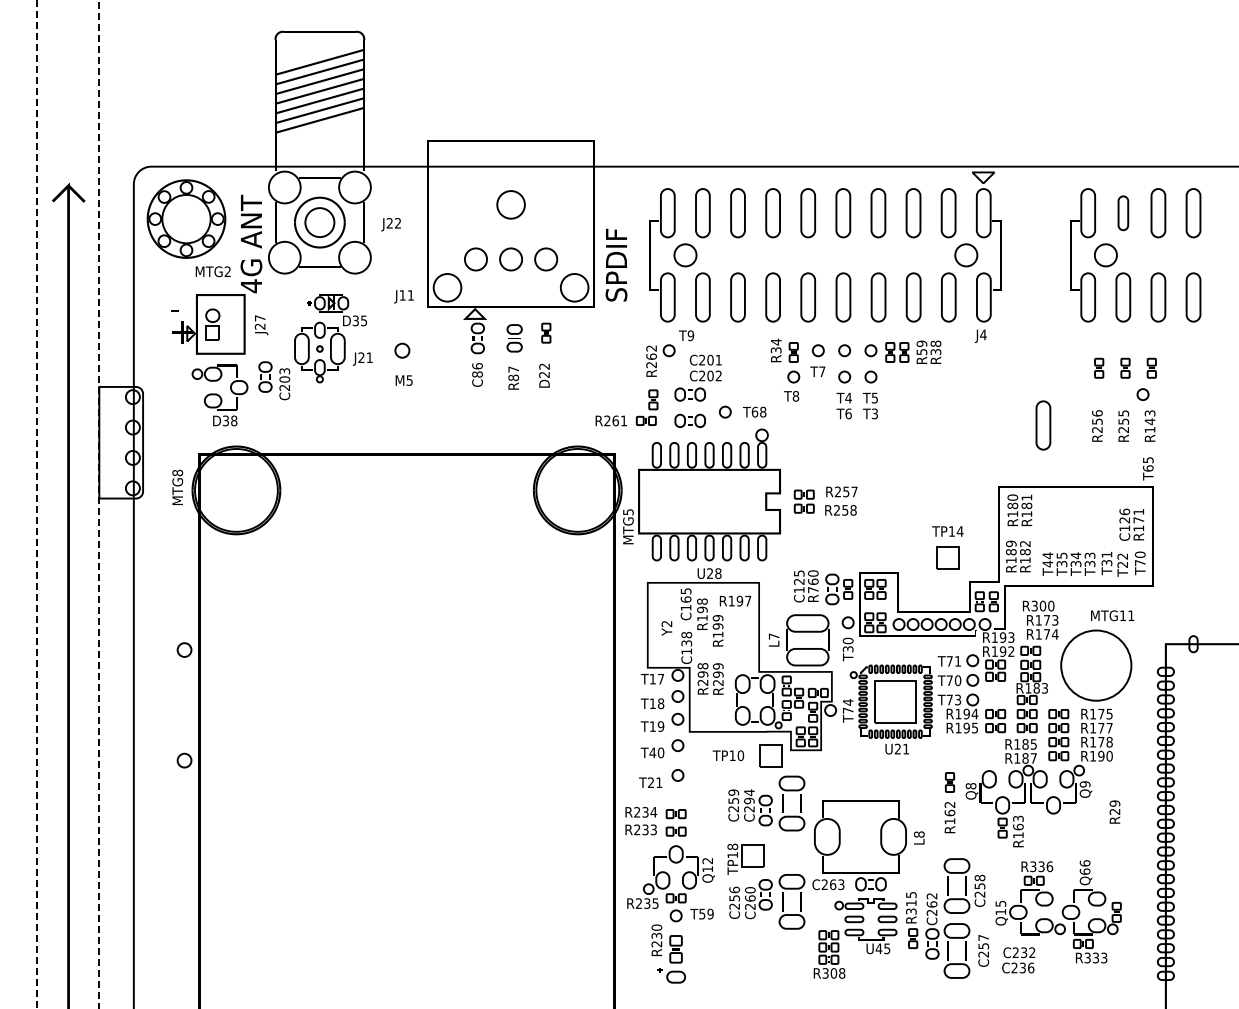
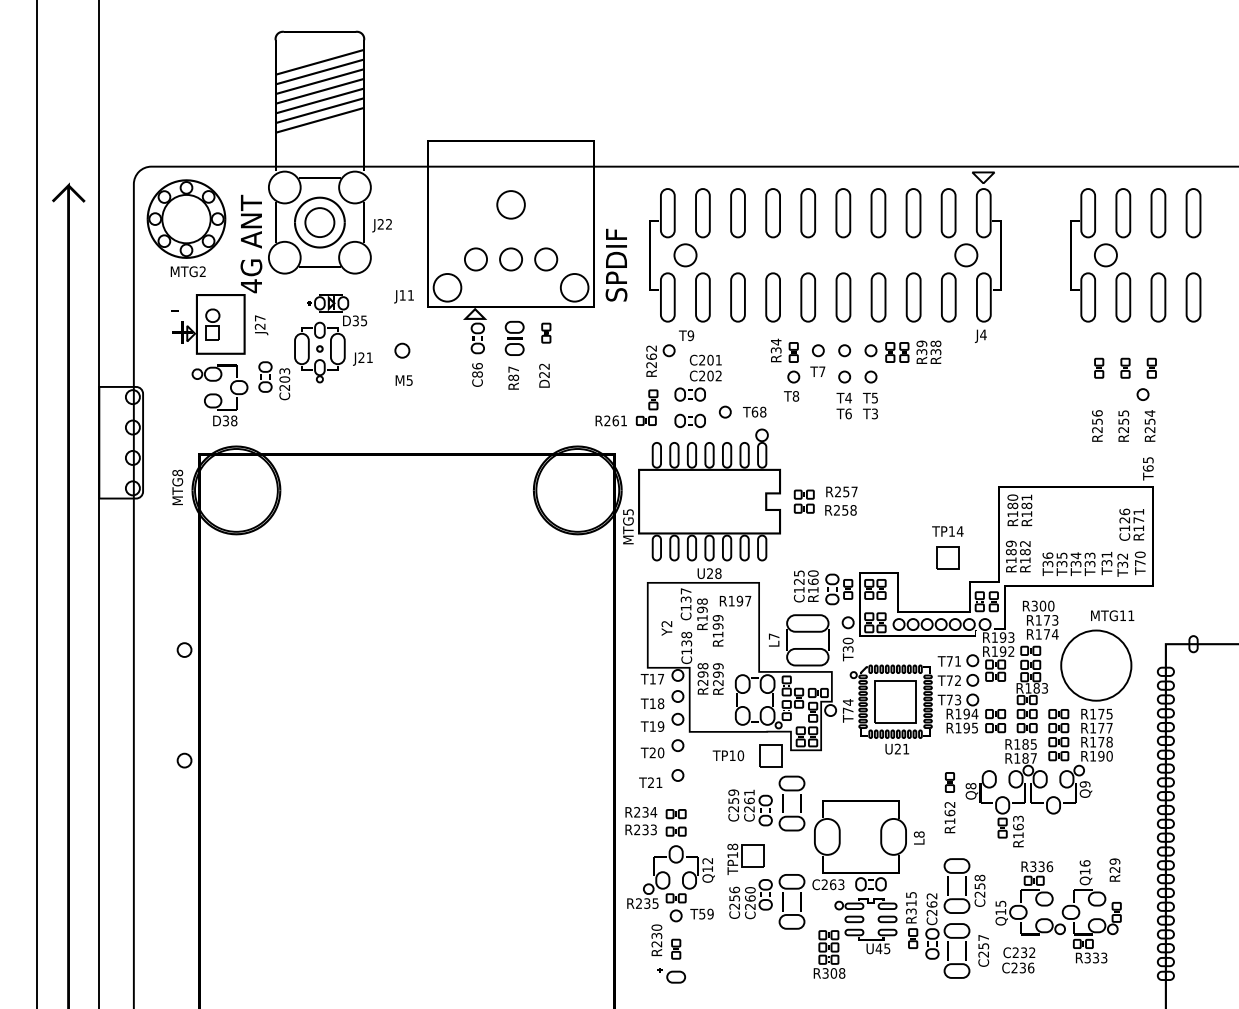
part size: 13x37 px -> 17x51 px (1123, 213)
text position: (390, 224) -> (381, 225) (381, 225)
text position: (212, 271) -> (187, 271) (187, 271)
part size: 17x29 px -> 21x36 px (514, 337)
text: R59 -> R39 (920, 351)
text: R143 -> R254 (1149, 421)
part: present -> none (1043, 425)
line: dashed -> solid (37, 504)
line: dashed -> solid (99, 504)
text: T44 -> T36 (1047, 559)
text: T22 -> T32 (1122, 564)
text: R760 -> R160 (813, 590)
text: C165 -> C137 (685, 595)
text: T70 -> T72 (957, 680)
text: T40 -> T20 (652, 752)
text: C294 -> C261 (749, 796)
text position: (1114, 811) -> (1114, 869) (1114, 869)
text: Q66 -> Q16 (1084, 871)
part size: 14x29 px -> 11x22 px (676, 948)
